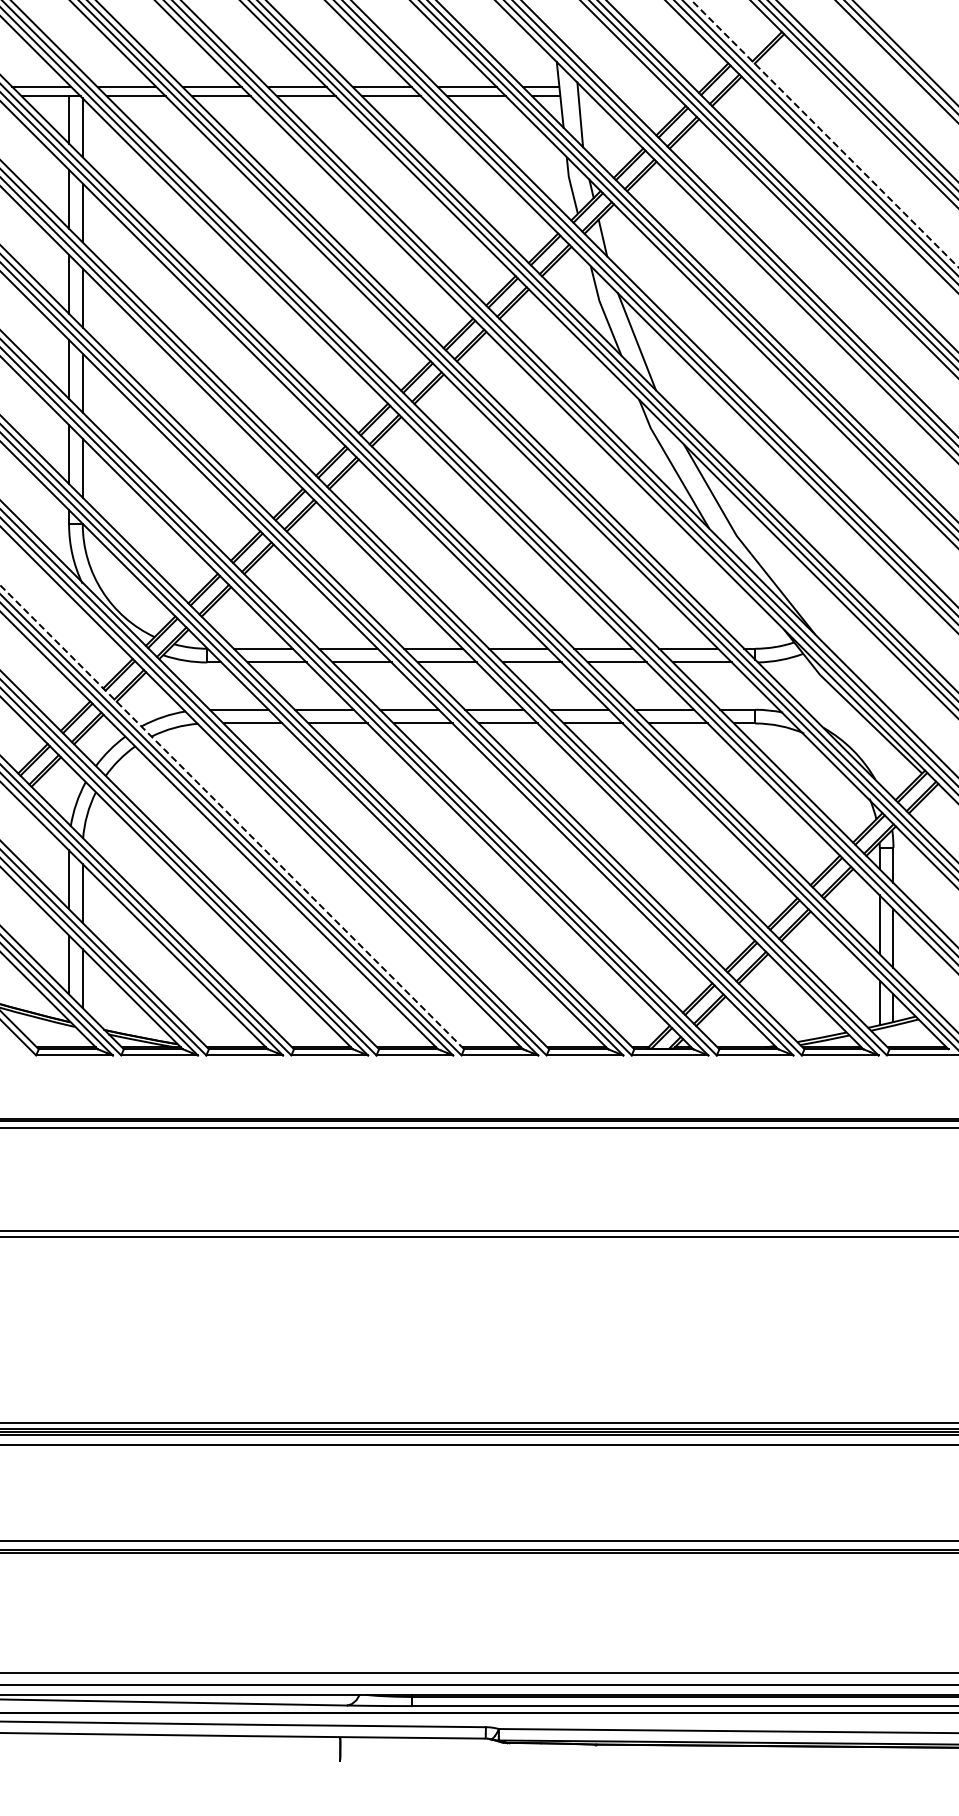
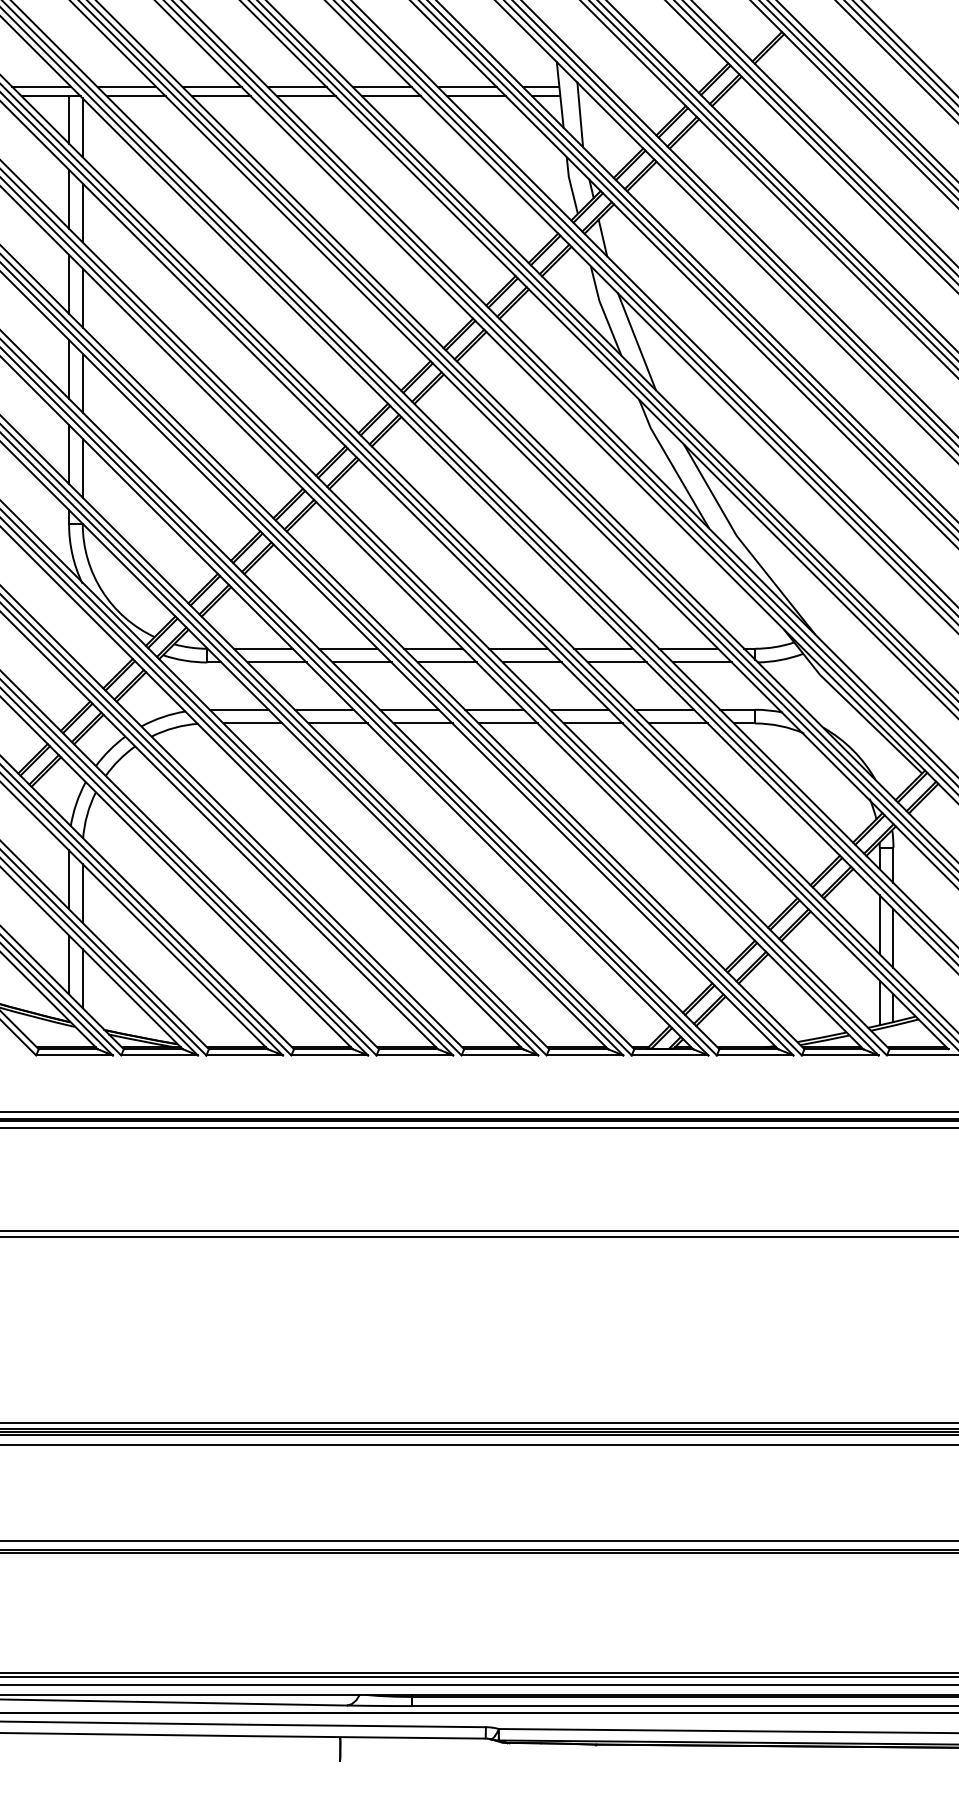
line: none -> present (909, 48)
line: dashed -> solid (824, 133)
line: dashed -> solid (232, 817)
line: none -> present (478, 1112)
line: none -> present (478, 1677)
